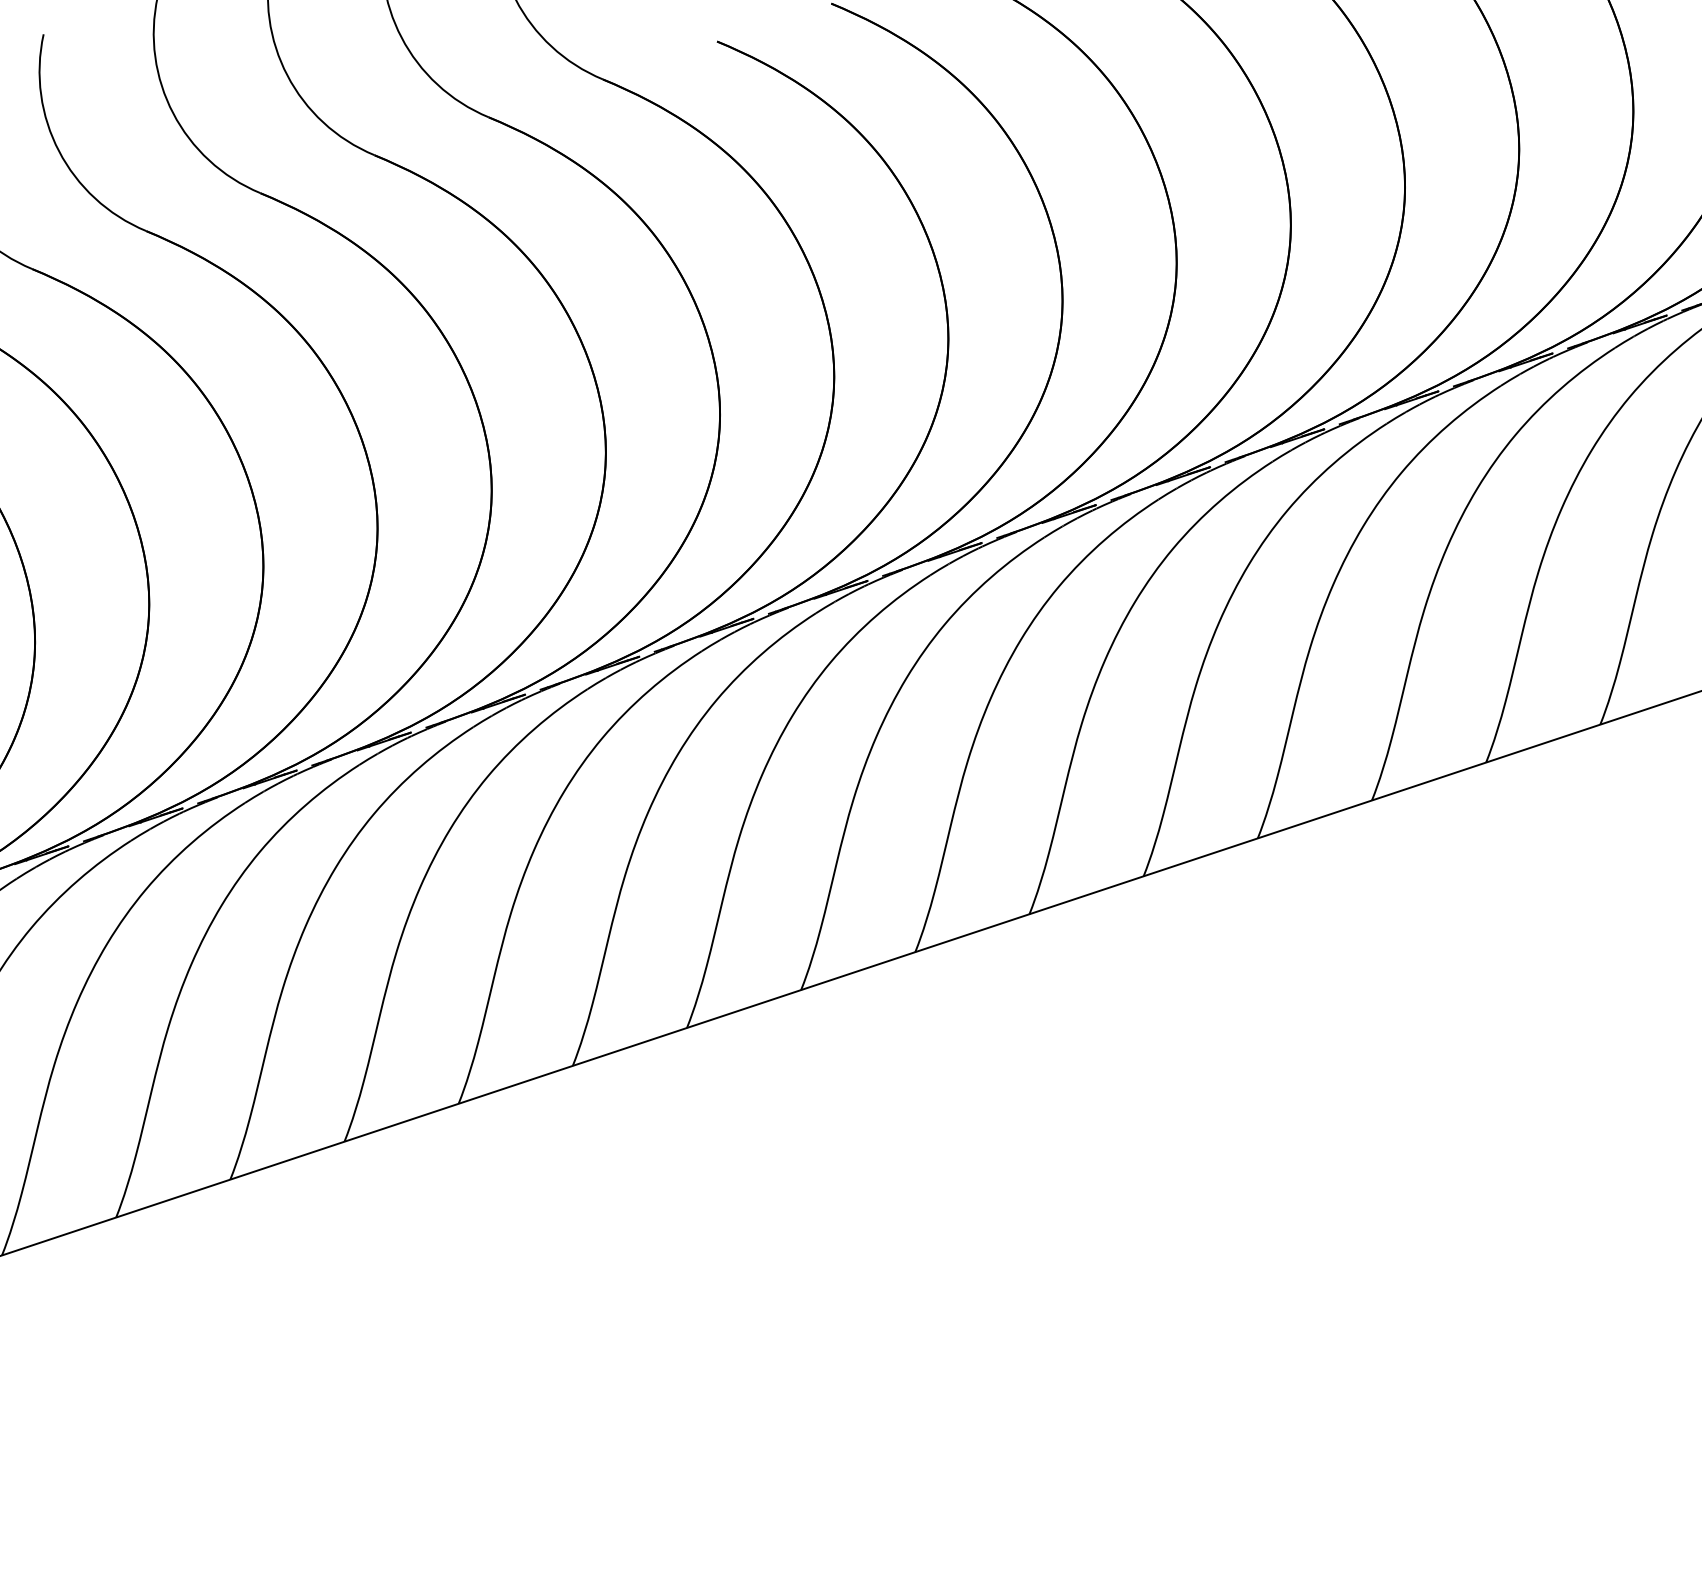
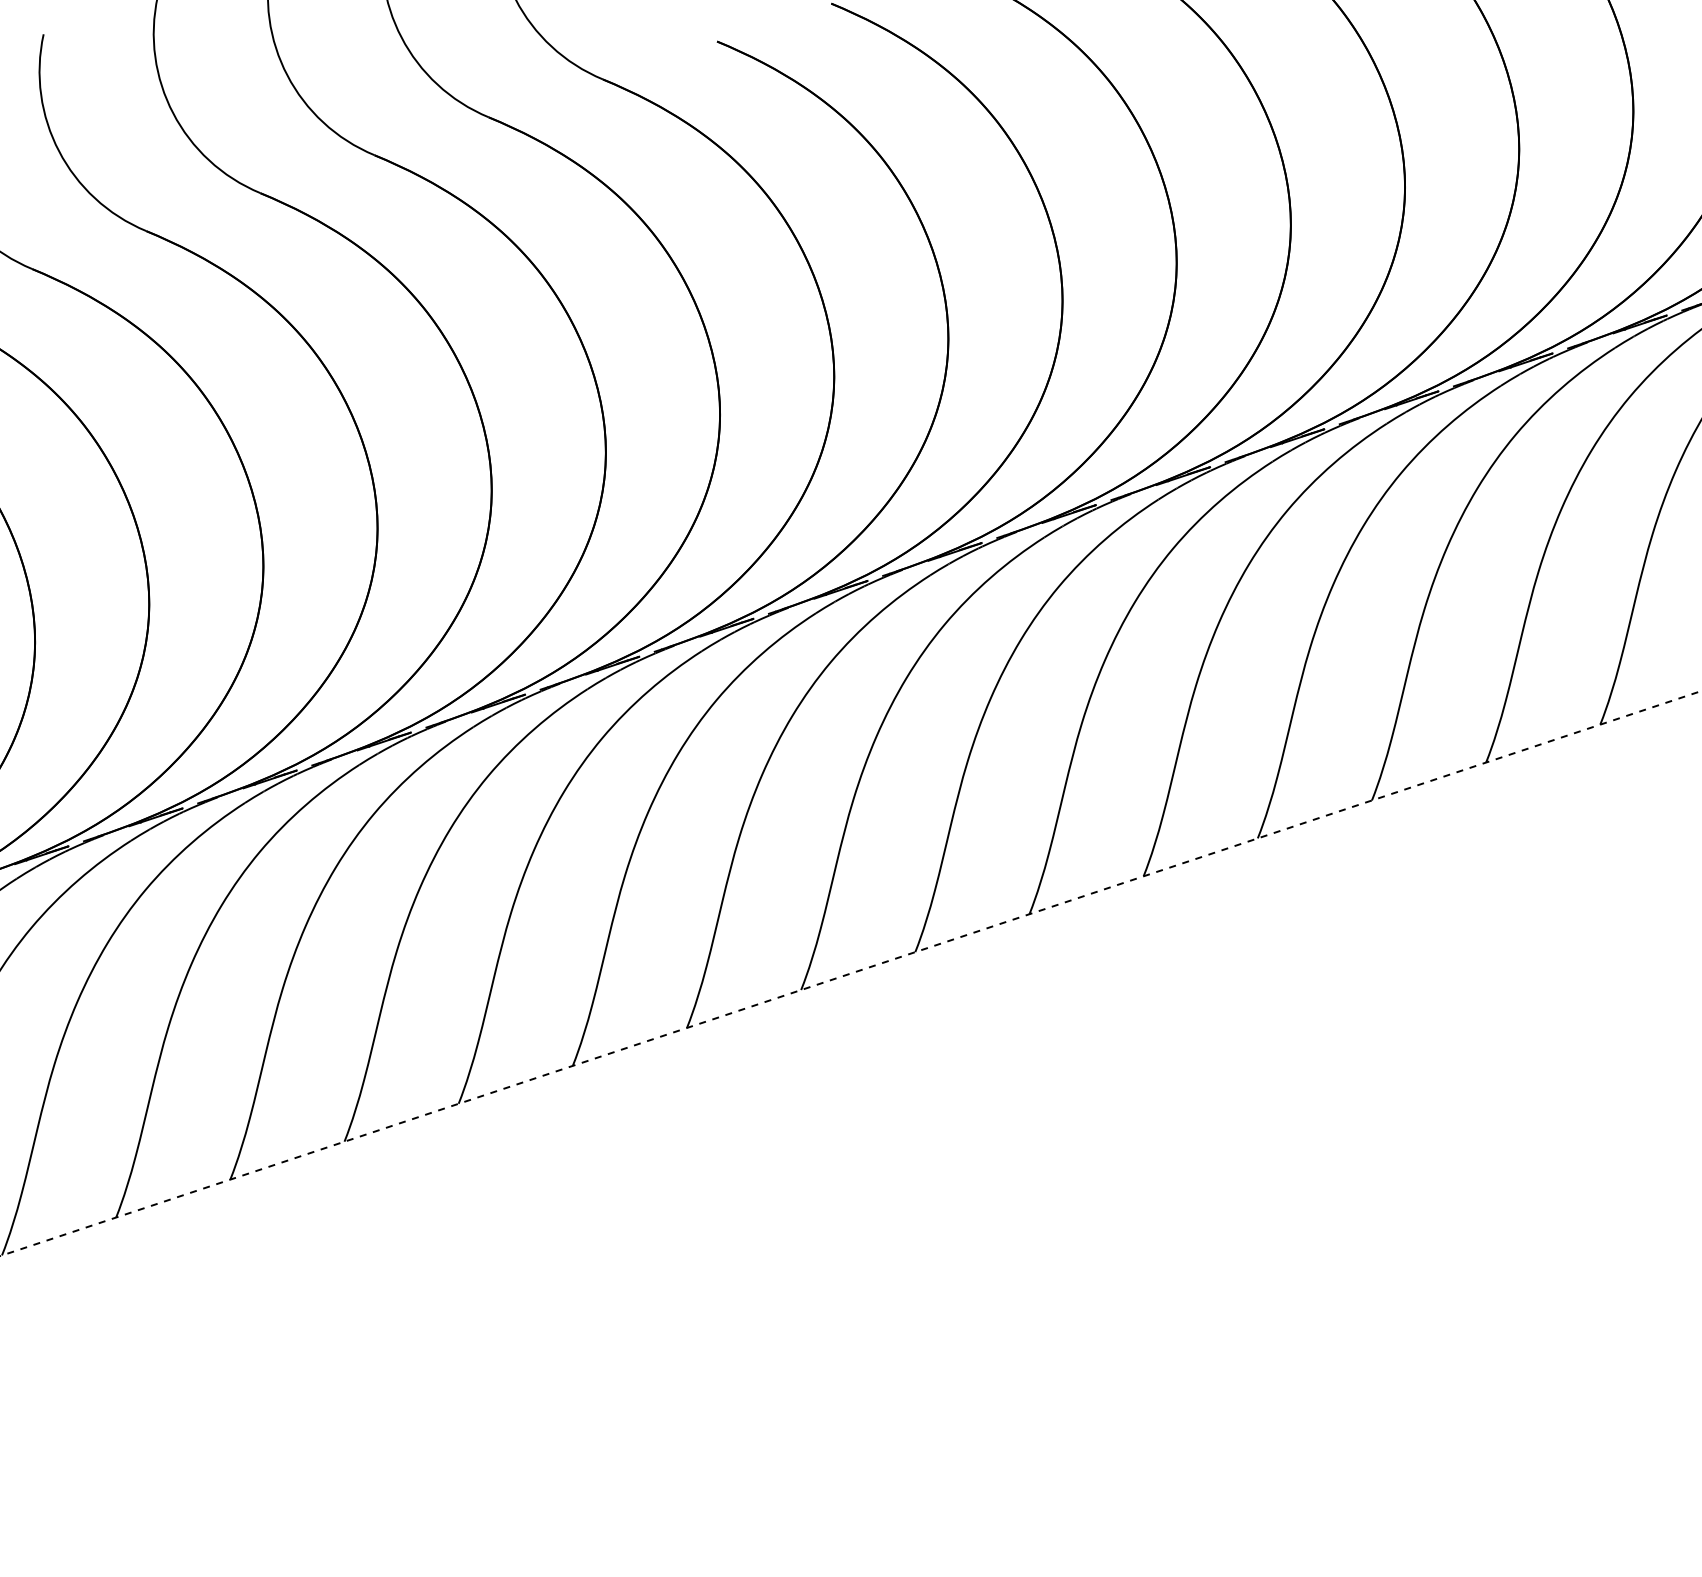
line: solid -> dashed (851, 973)
